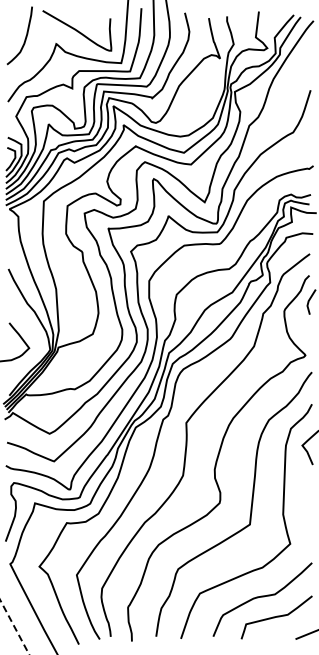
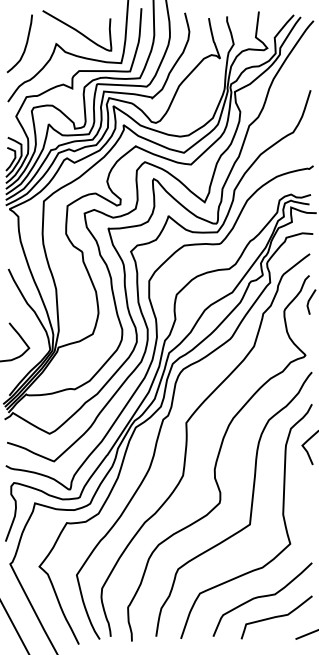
curve position: (25, 35) -> (25, 43) (25, 43)
line: dashed -> solid (14, 627)
